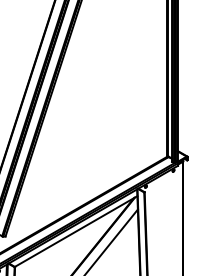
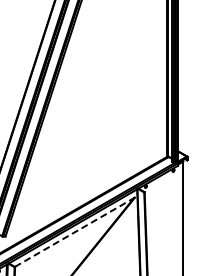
line: solid -> dashed (76, 231)
line: present -> none (111, 240)
